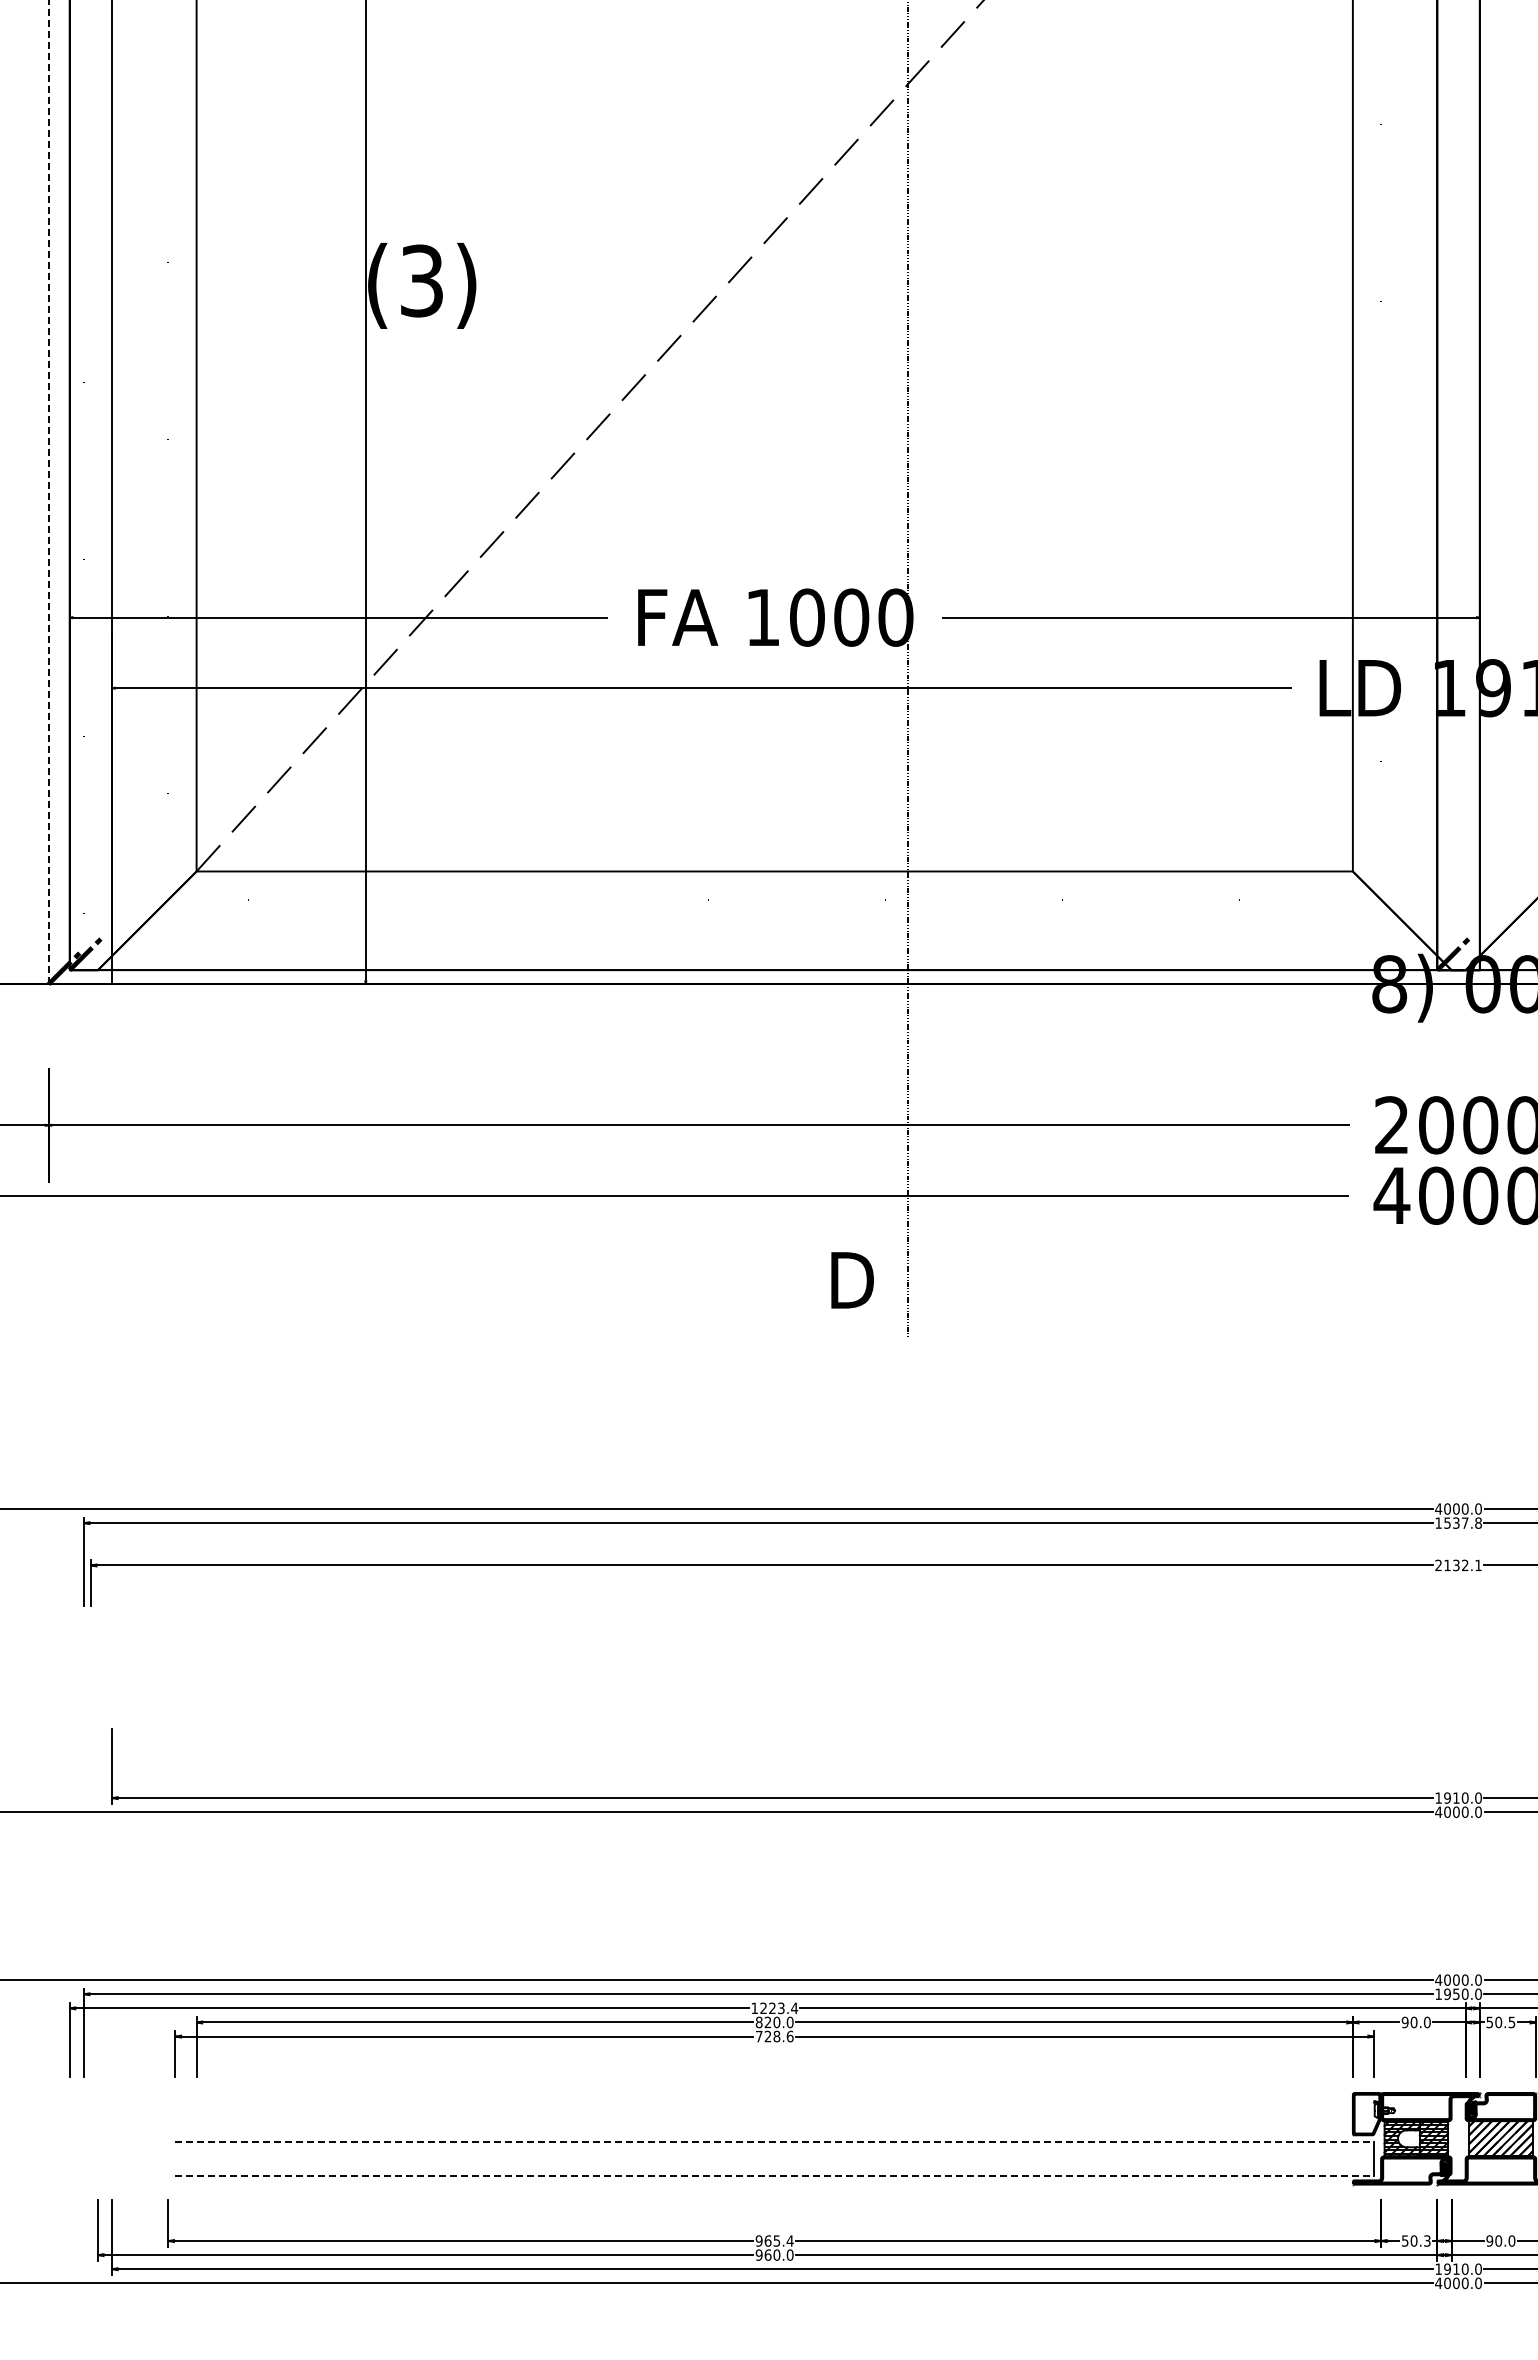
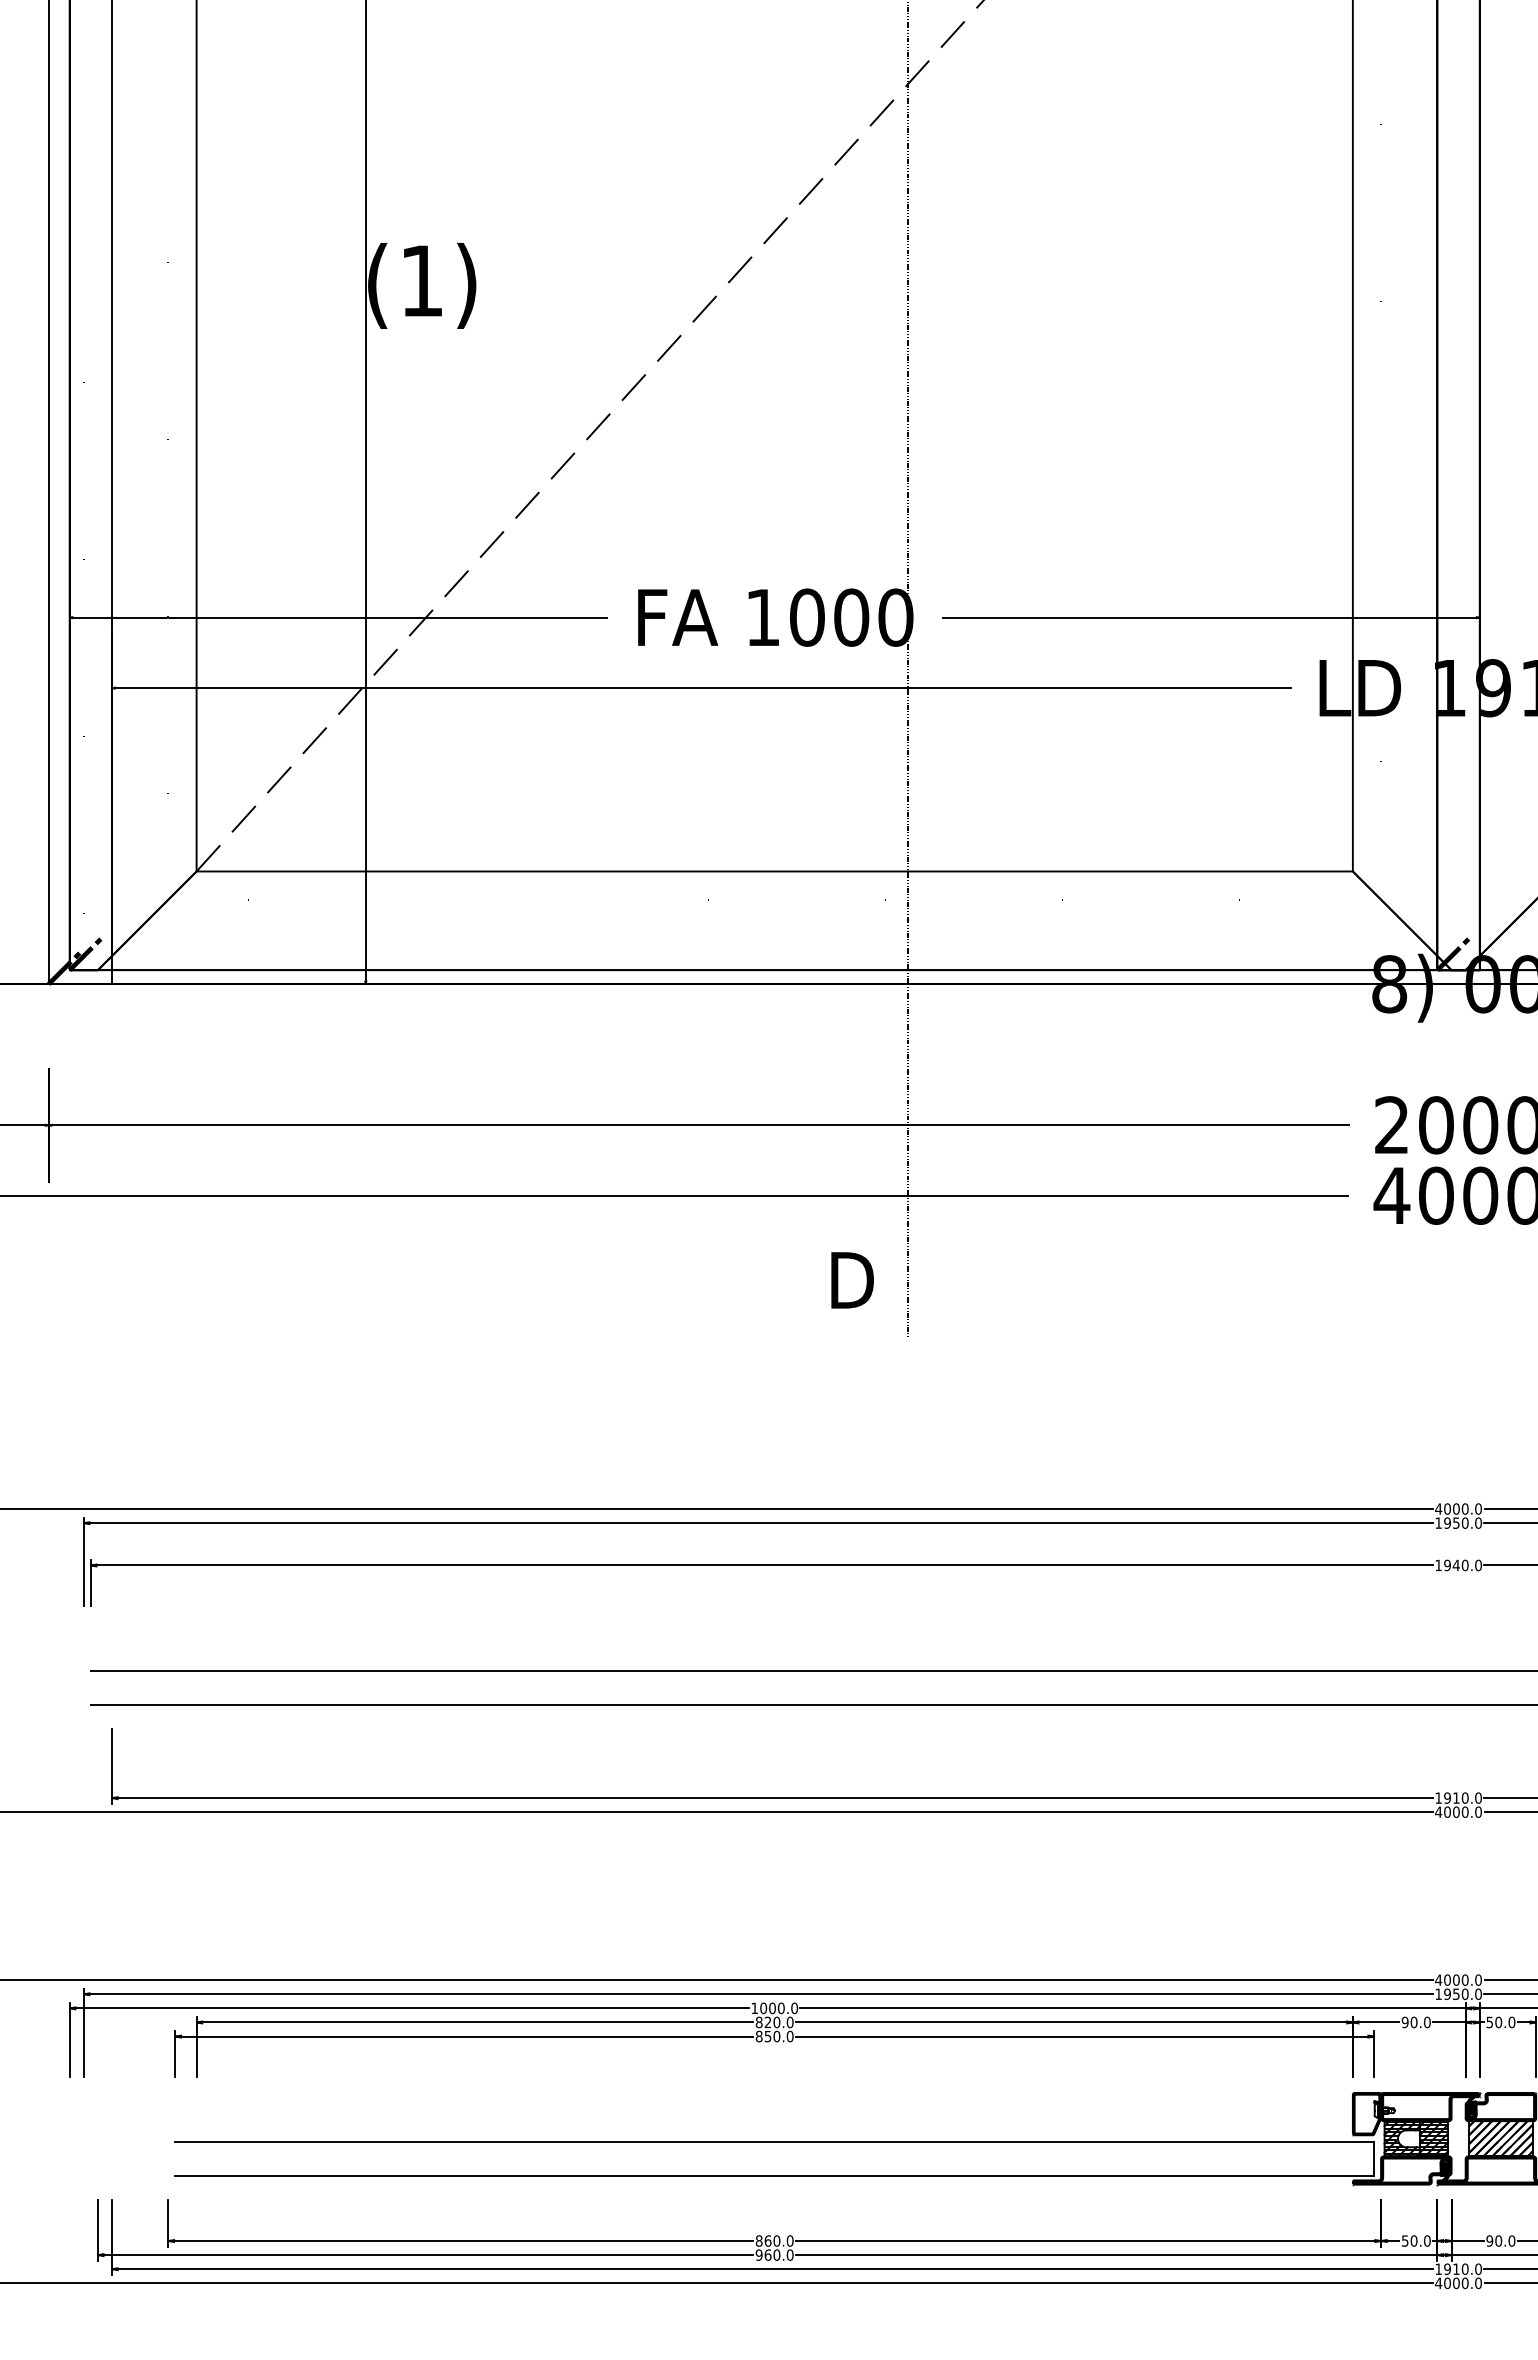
text: (3) -> (1) (421, 280)
line: dashed -> solid (48, 492)
text: 1537.8 -> 1950.0 (1462, 1522)
text: 2132.1 -> 1940.0 (1458, 1565)
line: none -> present (812, 1671)
line: none -> present (812, 1705)
text: 1223.4 -> 1000.0 (779, 2008)
text: 50.5 -> 50.0 (1511, 2022)
text: 728.6 -> 850.0 (774, 2036)
line: dashed -> solid (775, 2142)
line: dashed -> solid (775, 2176)
text: 965.4 -> 860.0 (774, 2240)
text: 50.3 -> 50.0 (1427, 2240)
